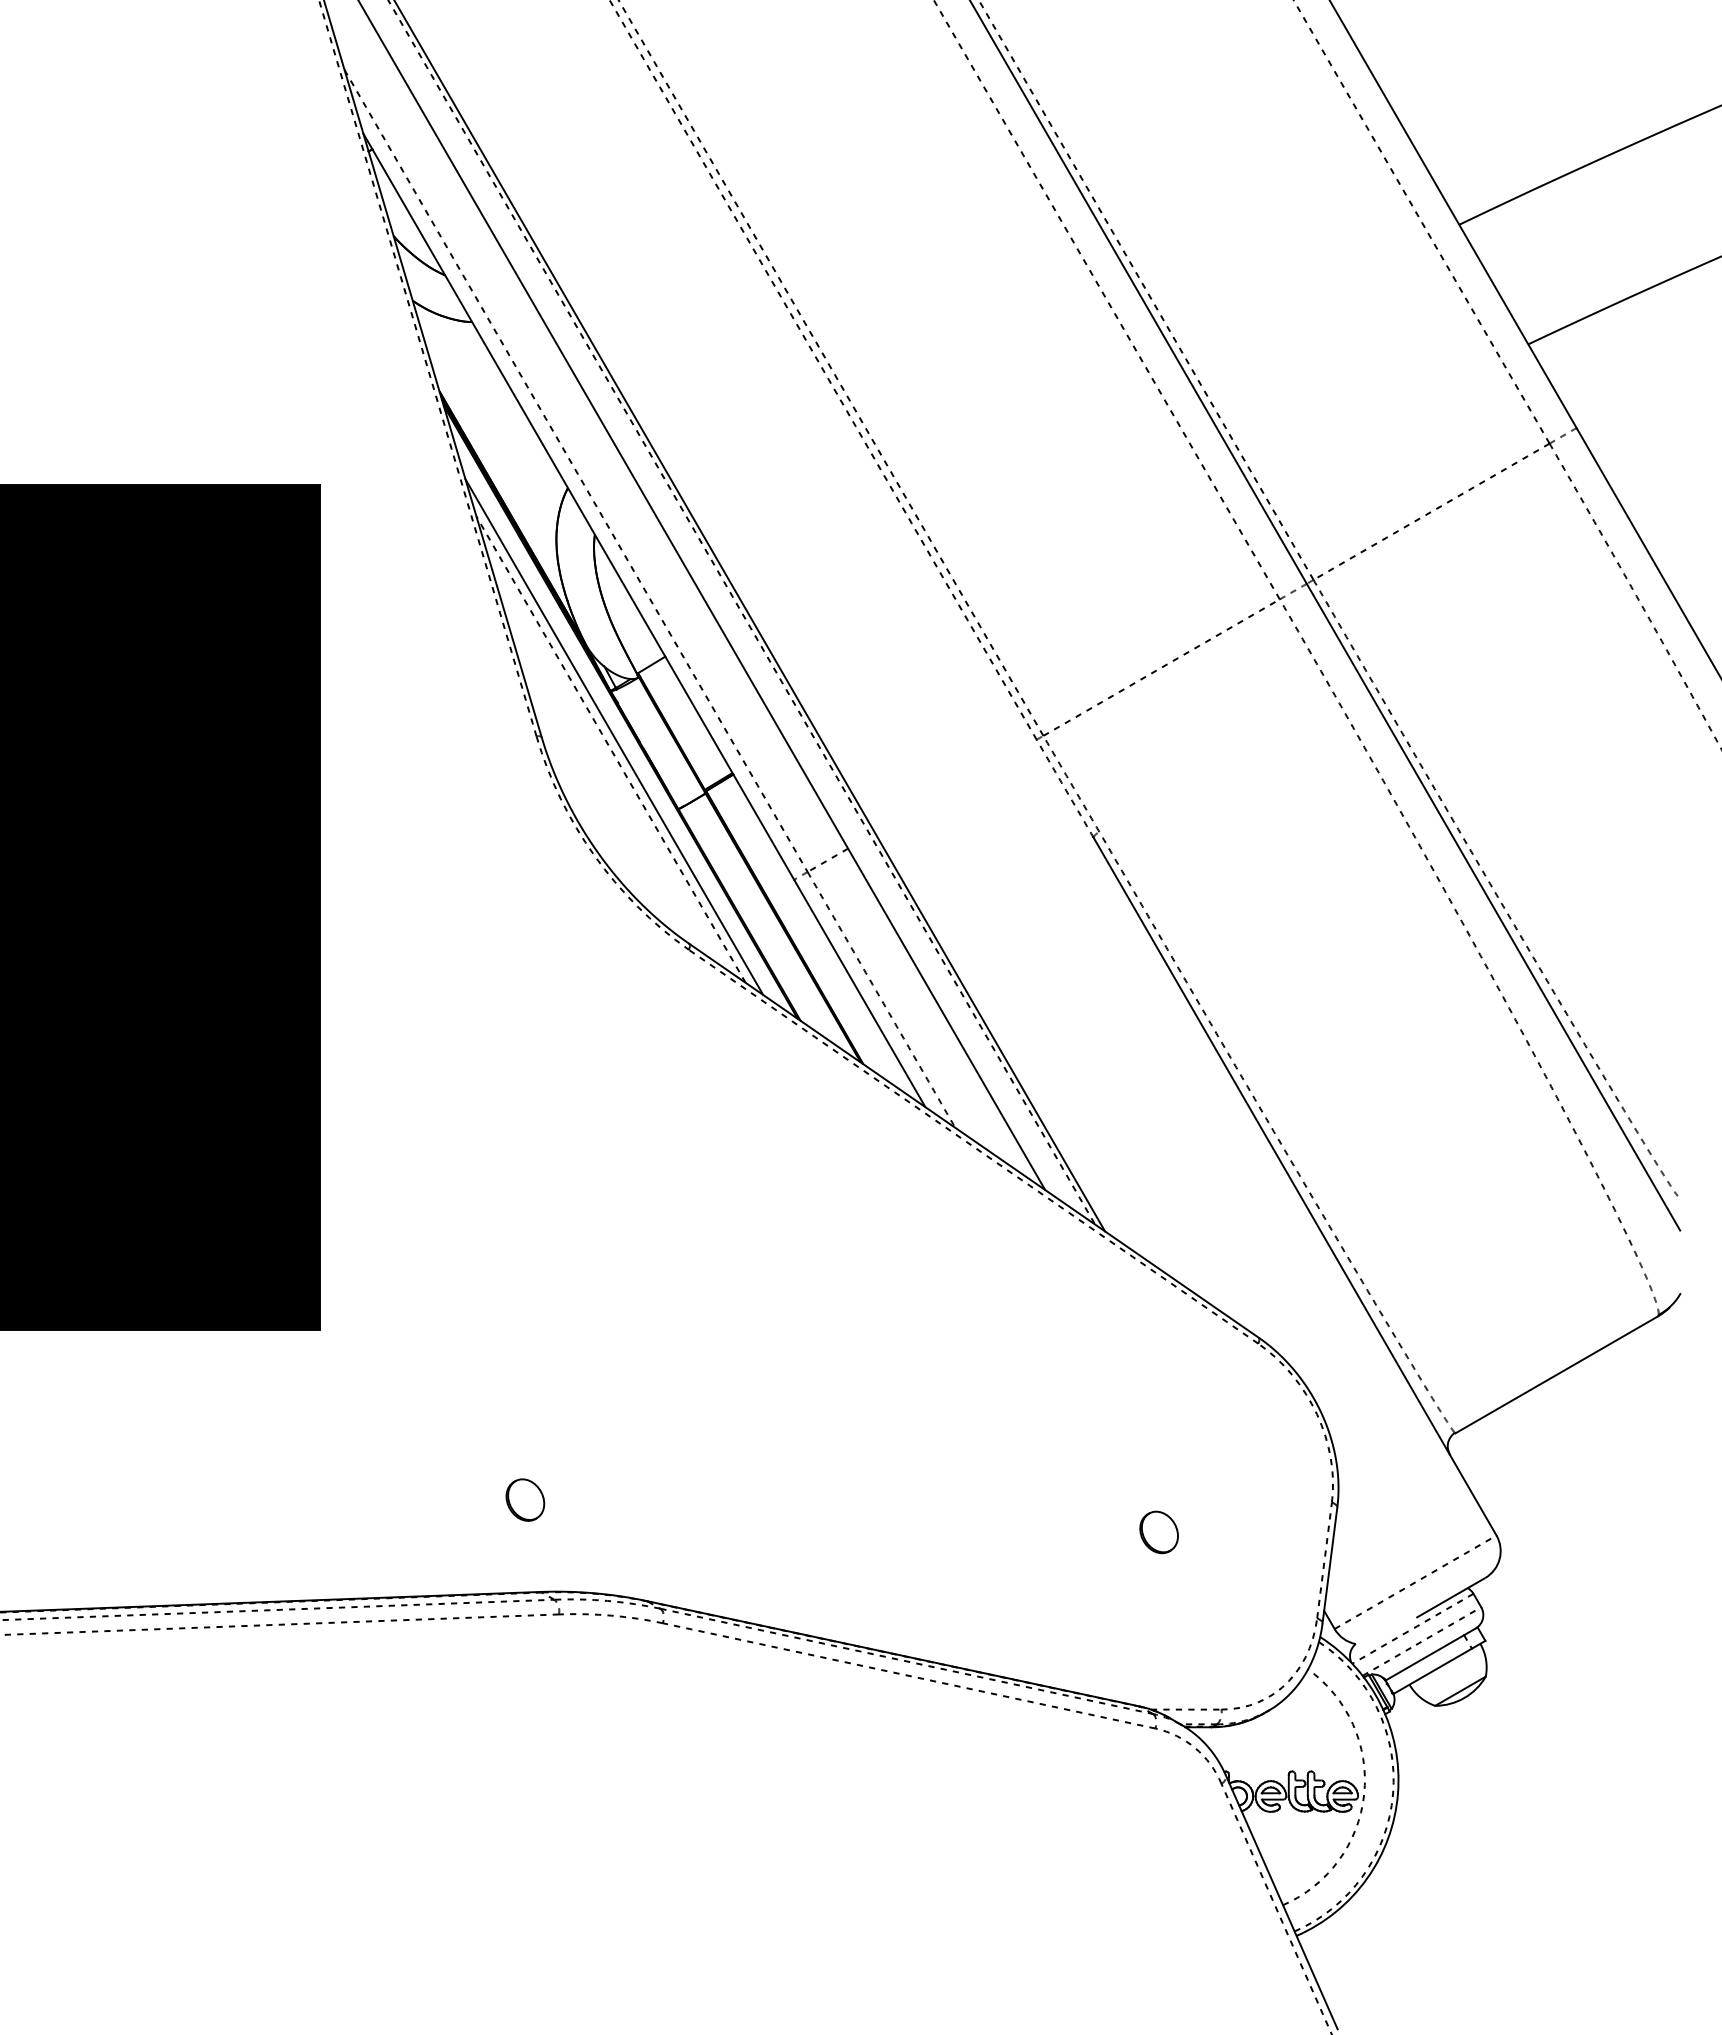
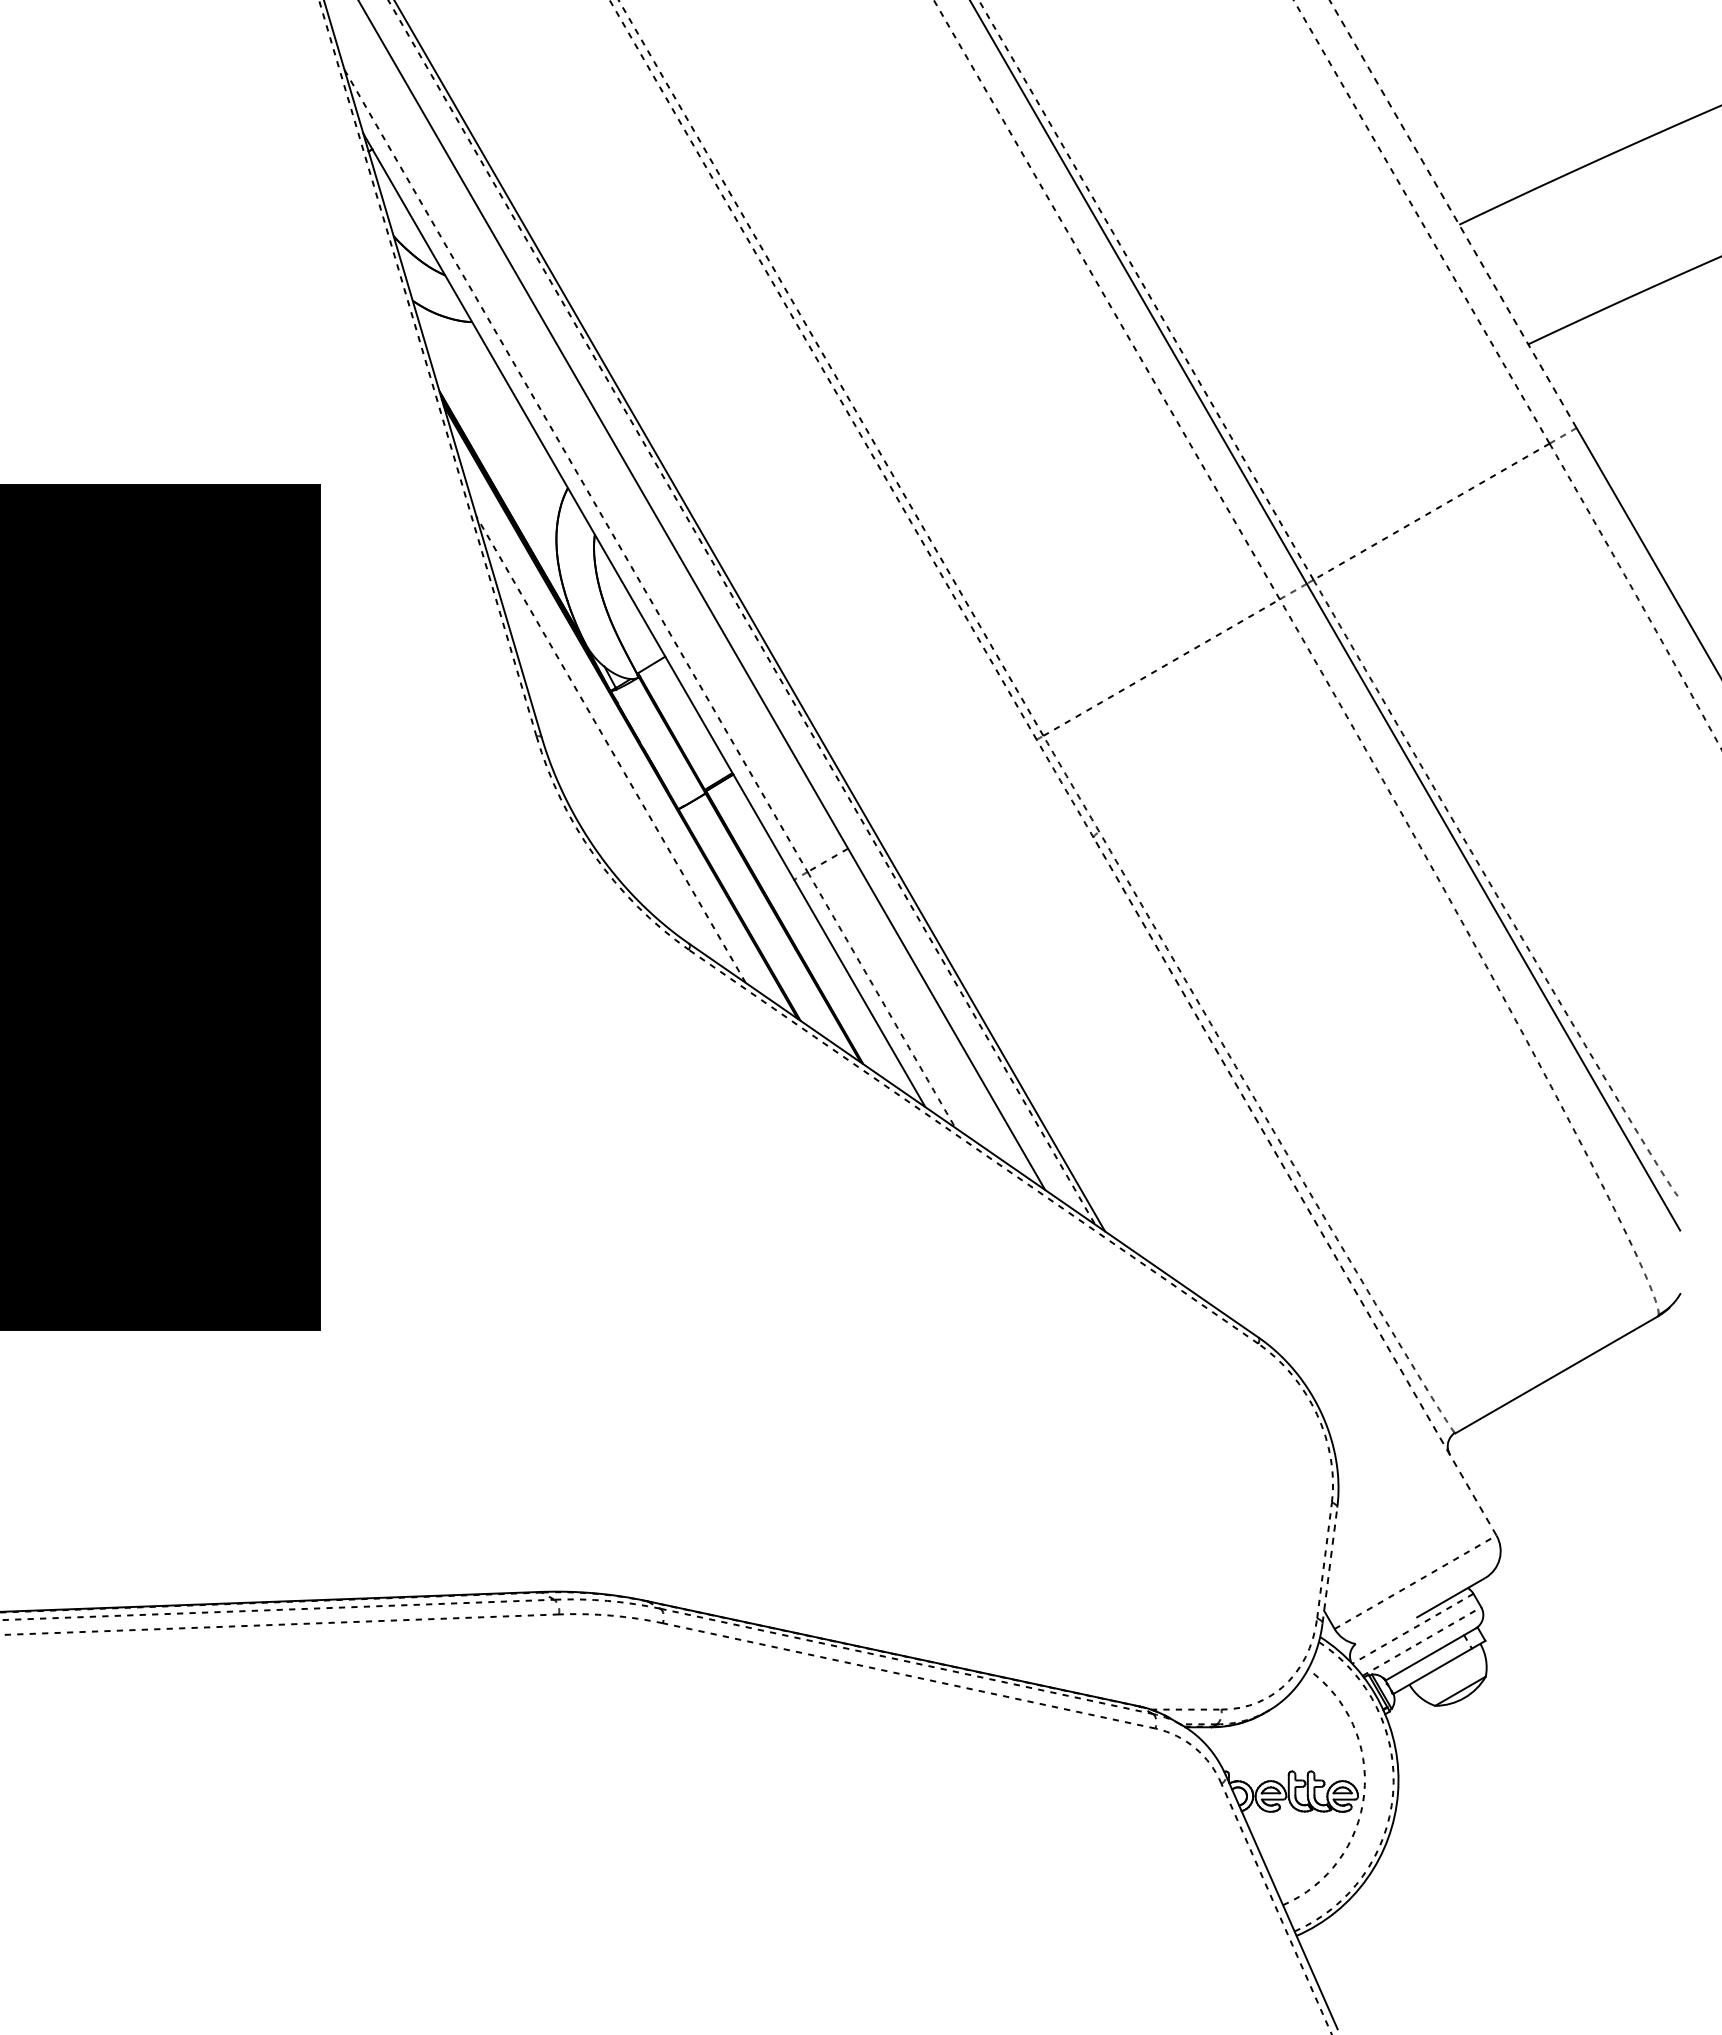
line: solid -> dashed (1453, 214)
line: present -> none (614, 736)
line: solid -> dashed (1295, 1186)
part: present -> none (525, 1499)
part: present -> none (1158, 1532)
line: solid -> dashed (1329, 1565)
